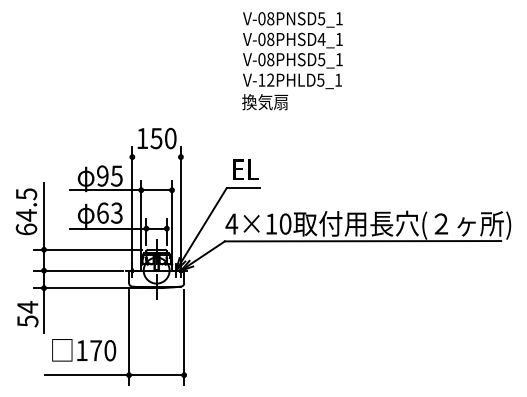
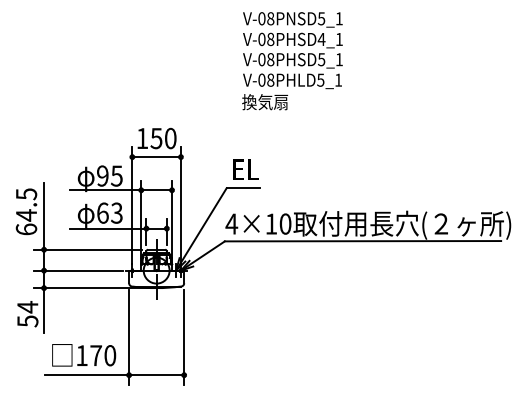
text: V-12PHLD5_1 -> V-08PHLD5_1 (266, 79)
line: none -> present (156, 157)
text position: (84, 350) -> (84, 355) (84, 355)
